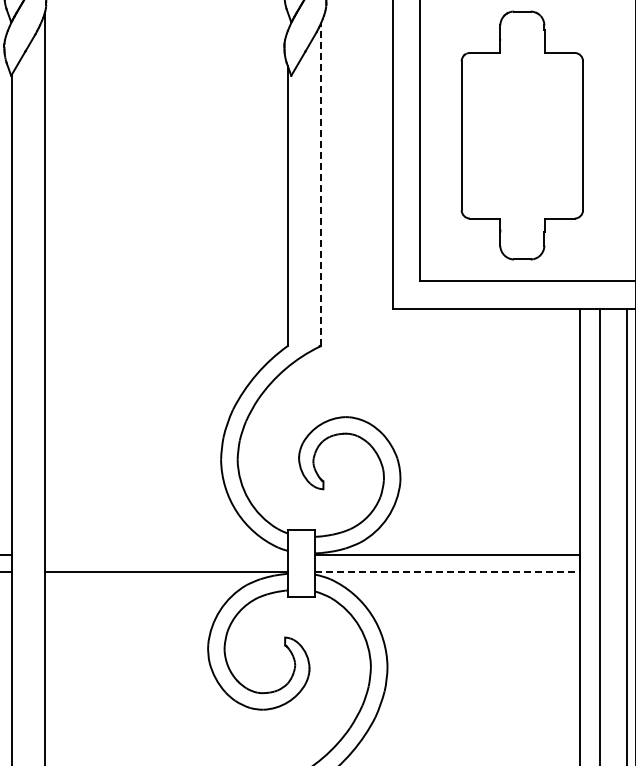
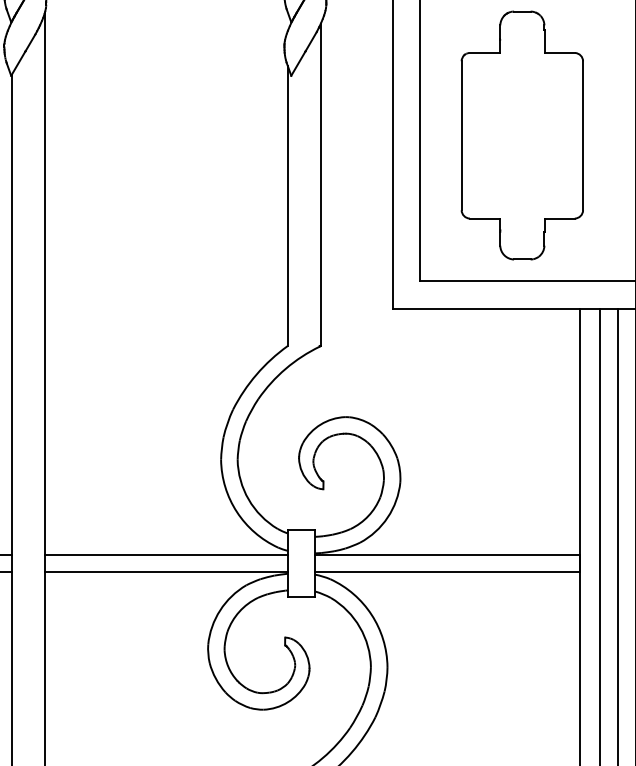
line: dashed -> solid (320, 184)
line position: (627, 535) -> (618, 535) (618, 535)
line: none -> present (165, 555)
line: dashed -> solid (447, 571)
